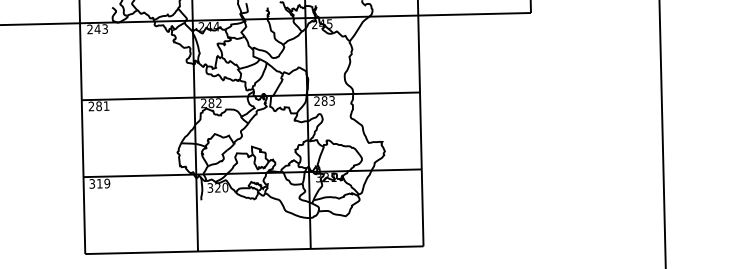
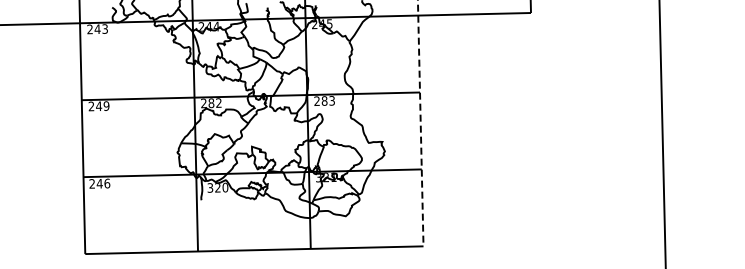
text: 281 -> 249 (102, 106)
line: solid -> dashed (420, 123)
text: 319 -> 246 (99, 183)
